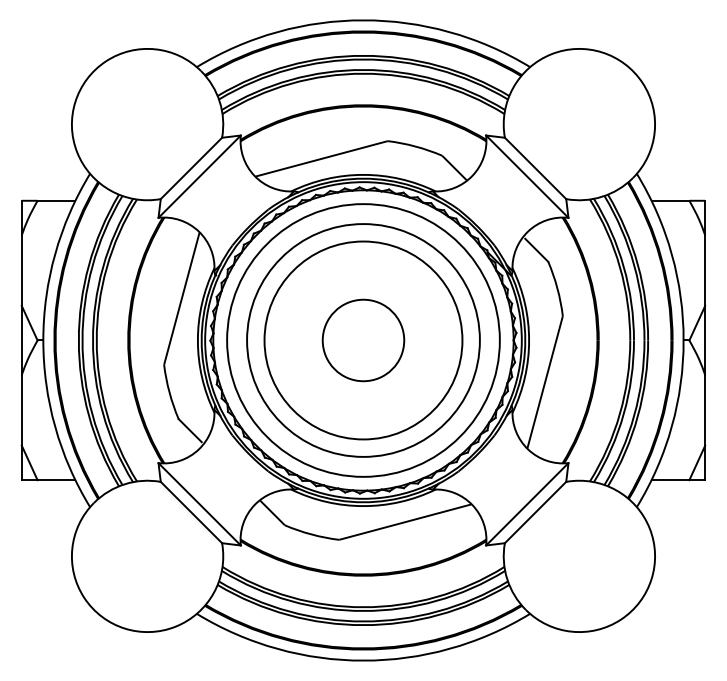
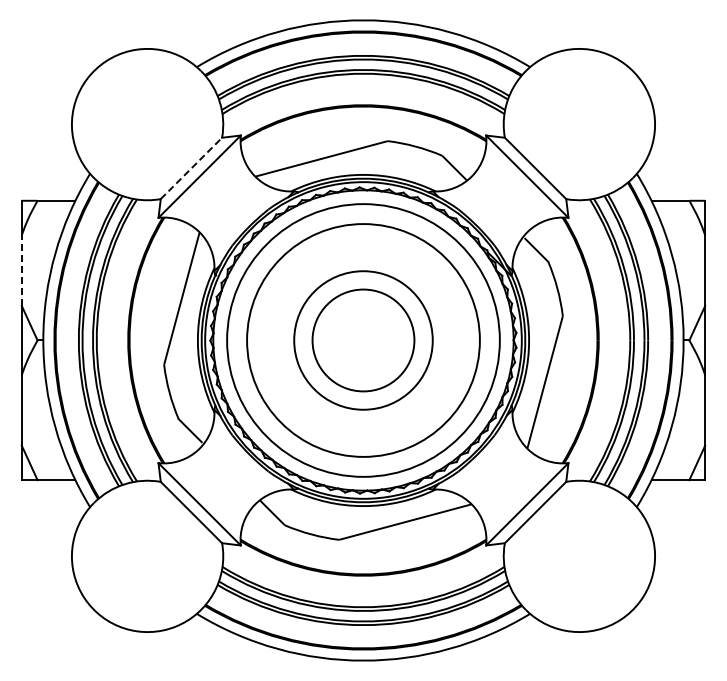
line: solid -> dashed (191, 168)
line: solid -> dashed (21, 270)
circle diameter: 198 px -> 139 px (363, 340)
circle diameter: 81 px -> 102 px (363, 340)
